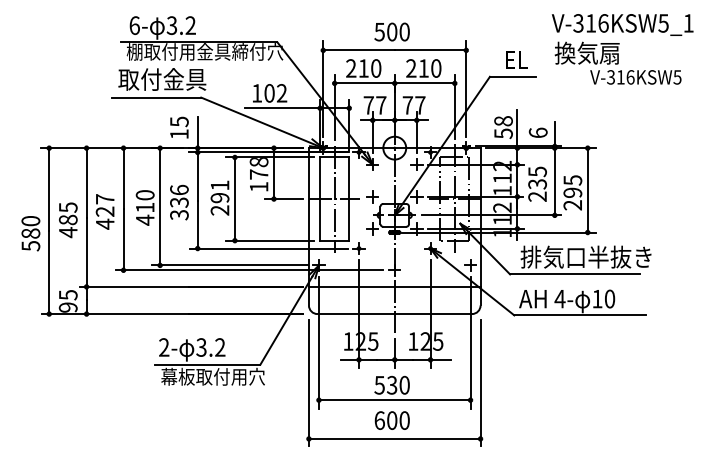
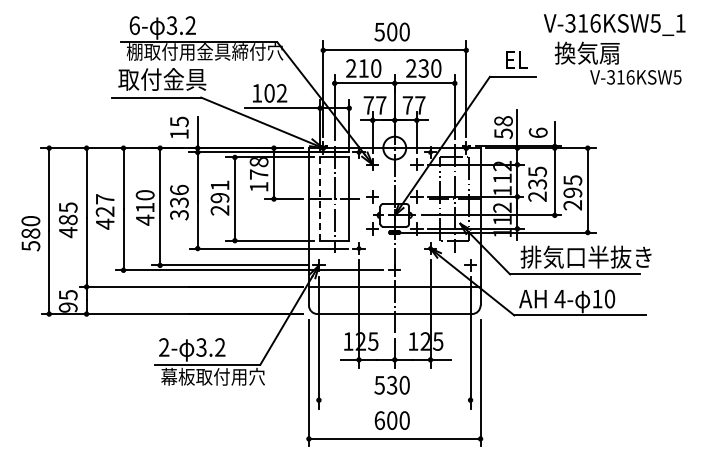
text position: (622, 24) -> (614, 24) (614, 24)
text: 210 -> 230 (423, 68)
line: solid -> dashed (320, 199)
line: present -> none (394, 400)
